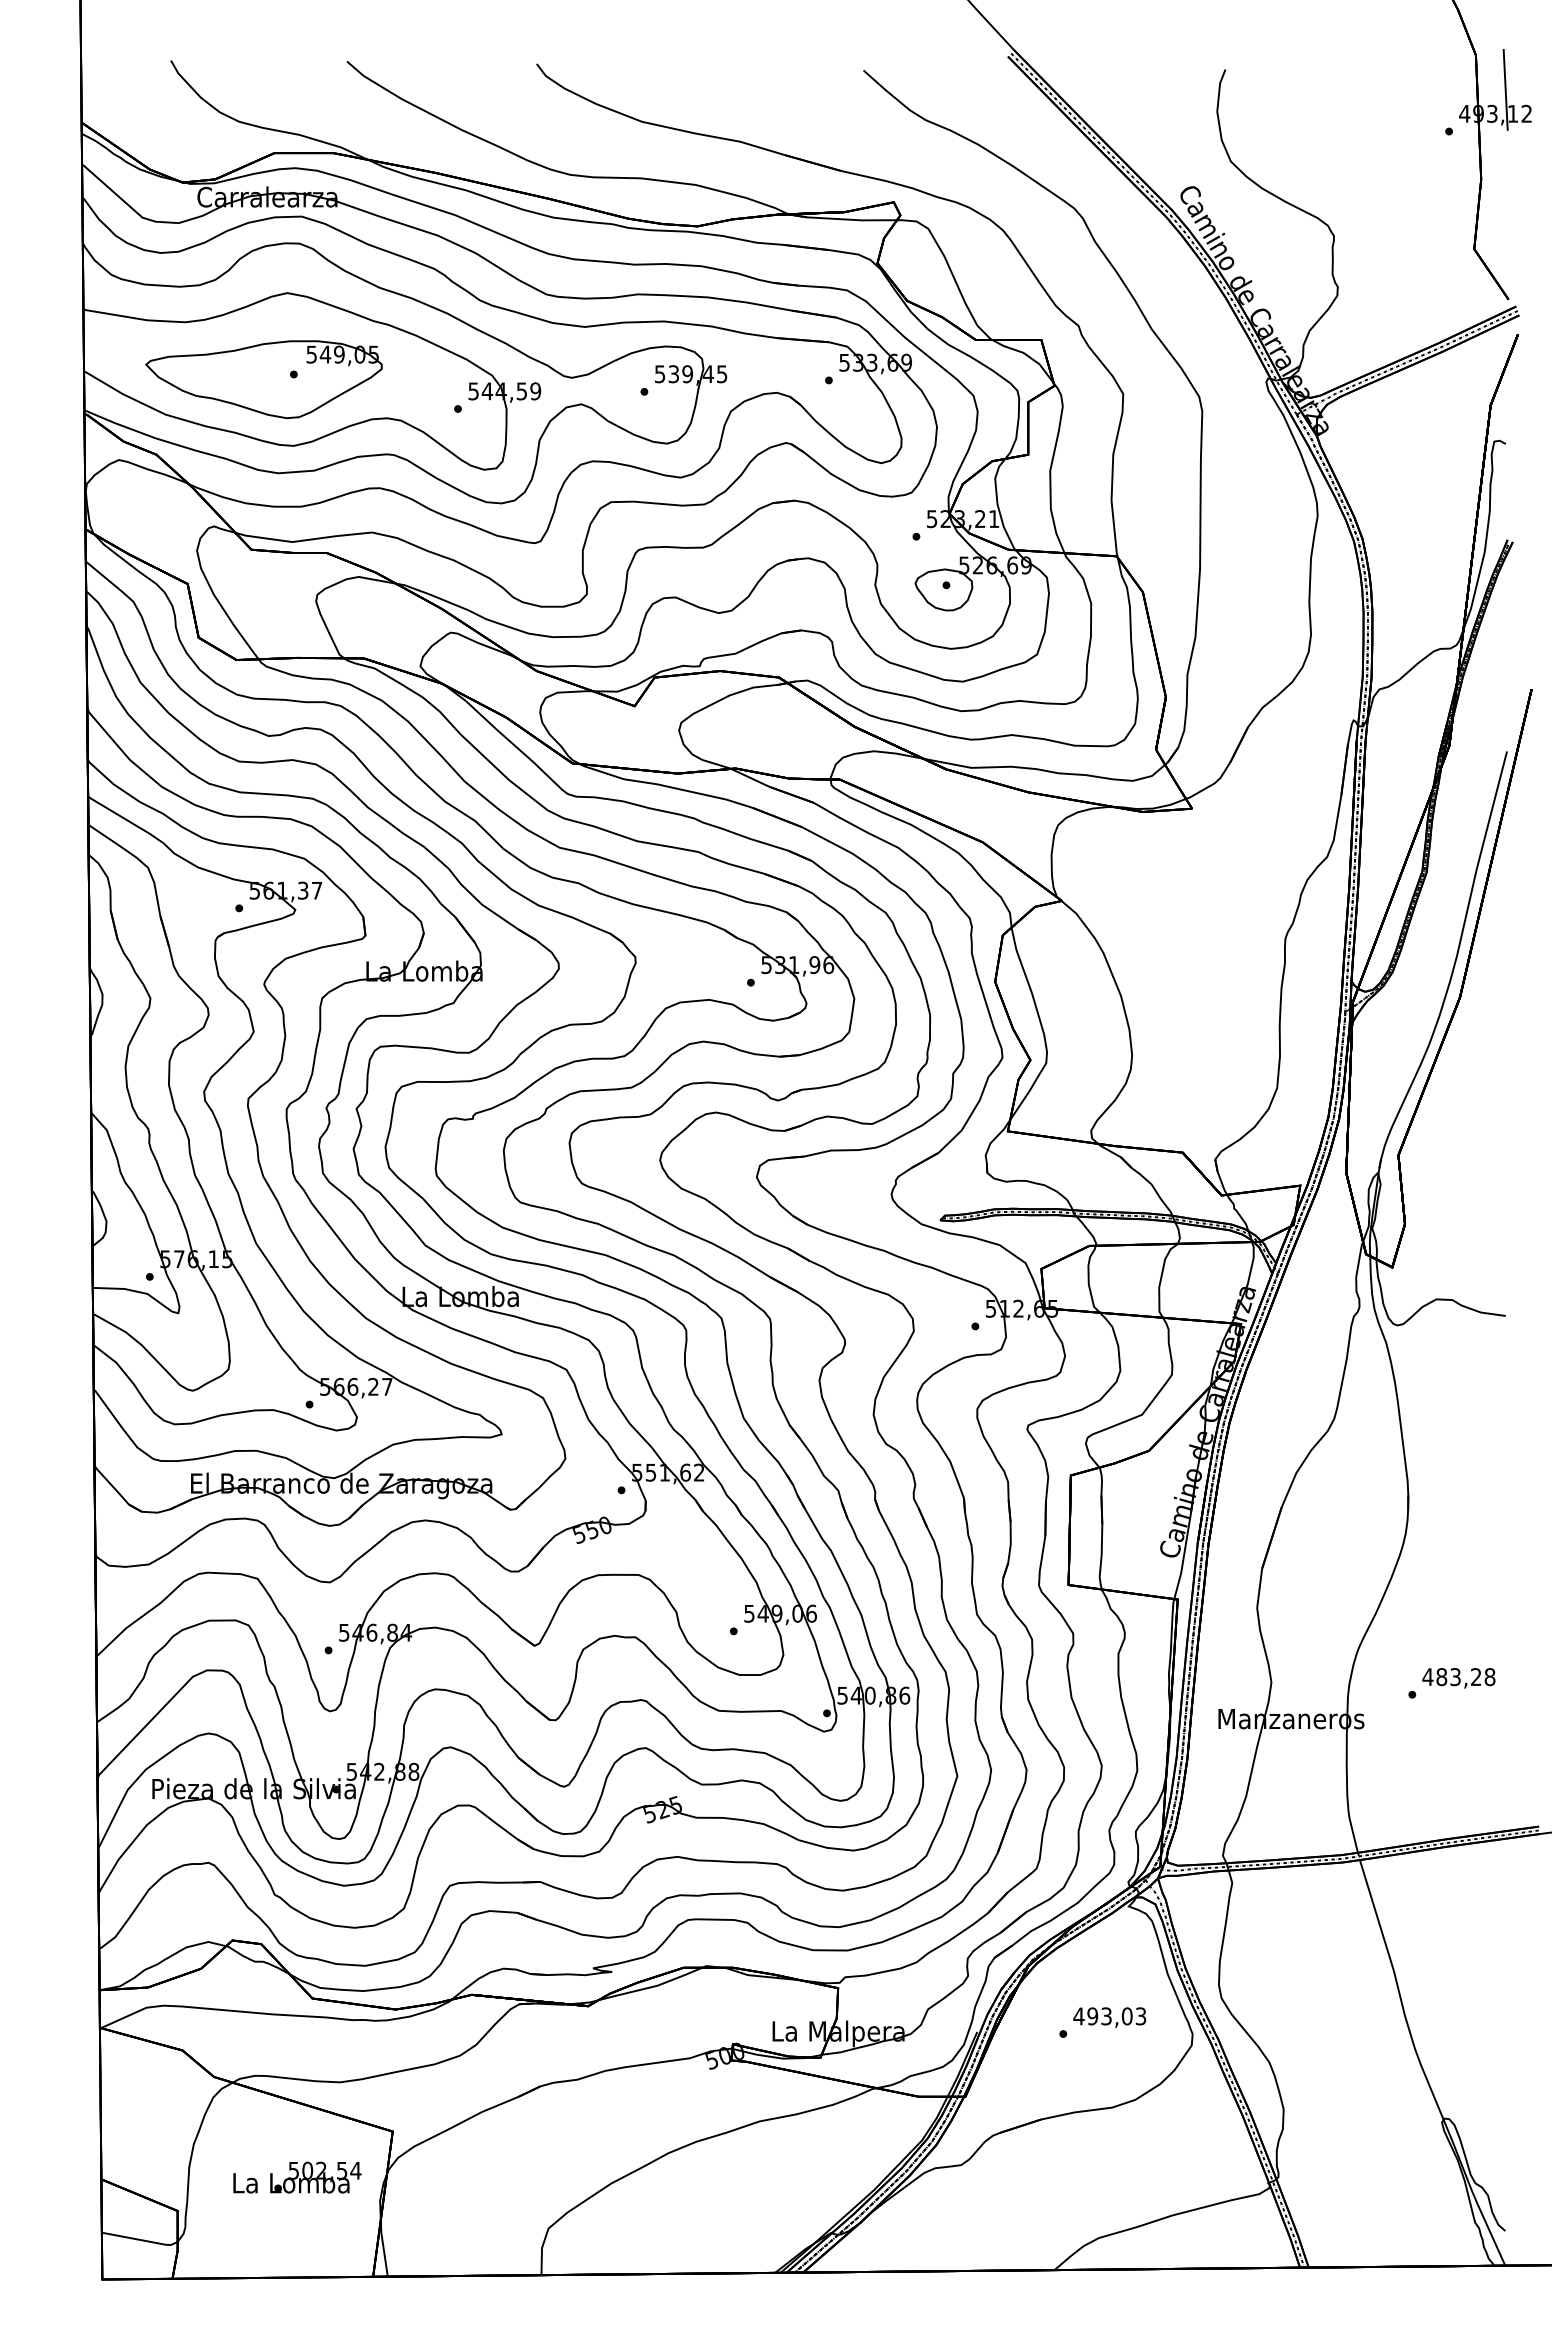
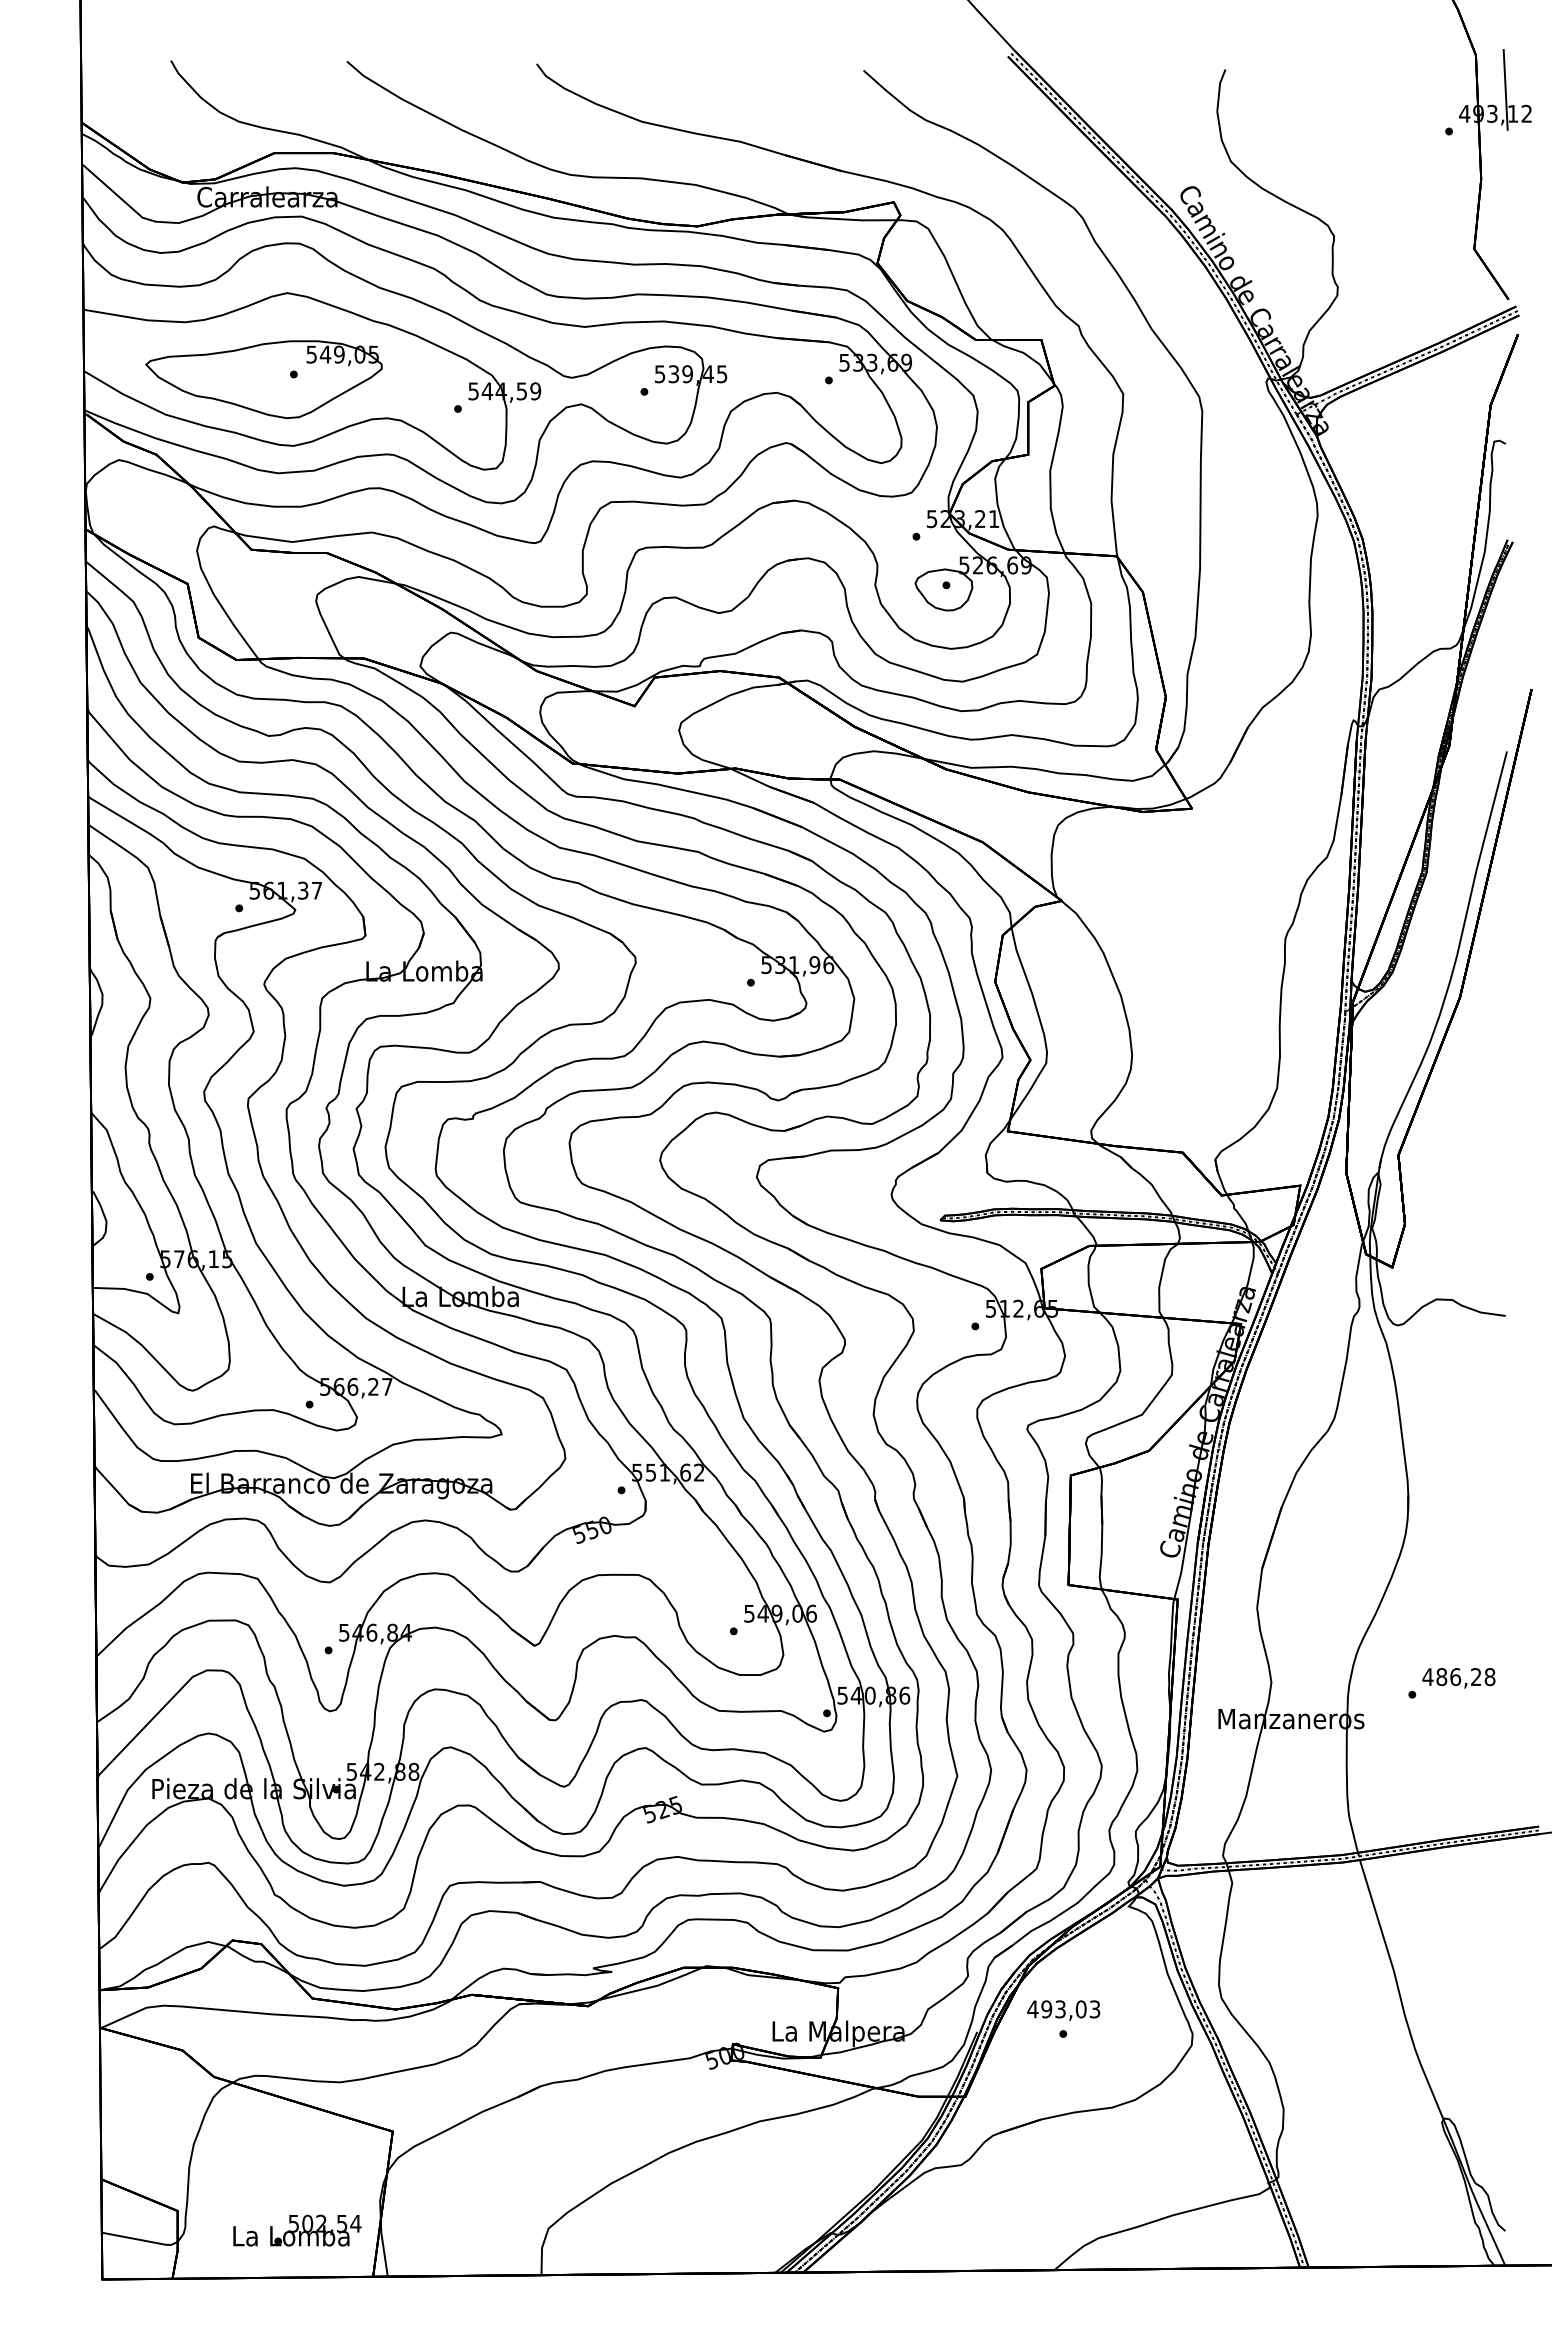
text: 483,28 -> 486,28 (1455, 1677)
text position: (1109, 2017) -> (1063, 2010) (1063, 2010)
text position: (297, 2177) -> (297, 2230) (297, 2230)
